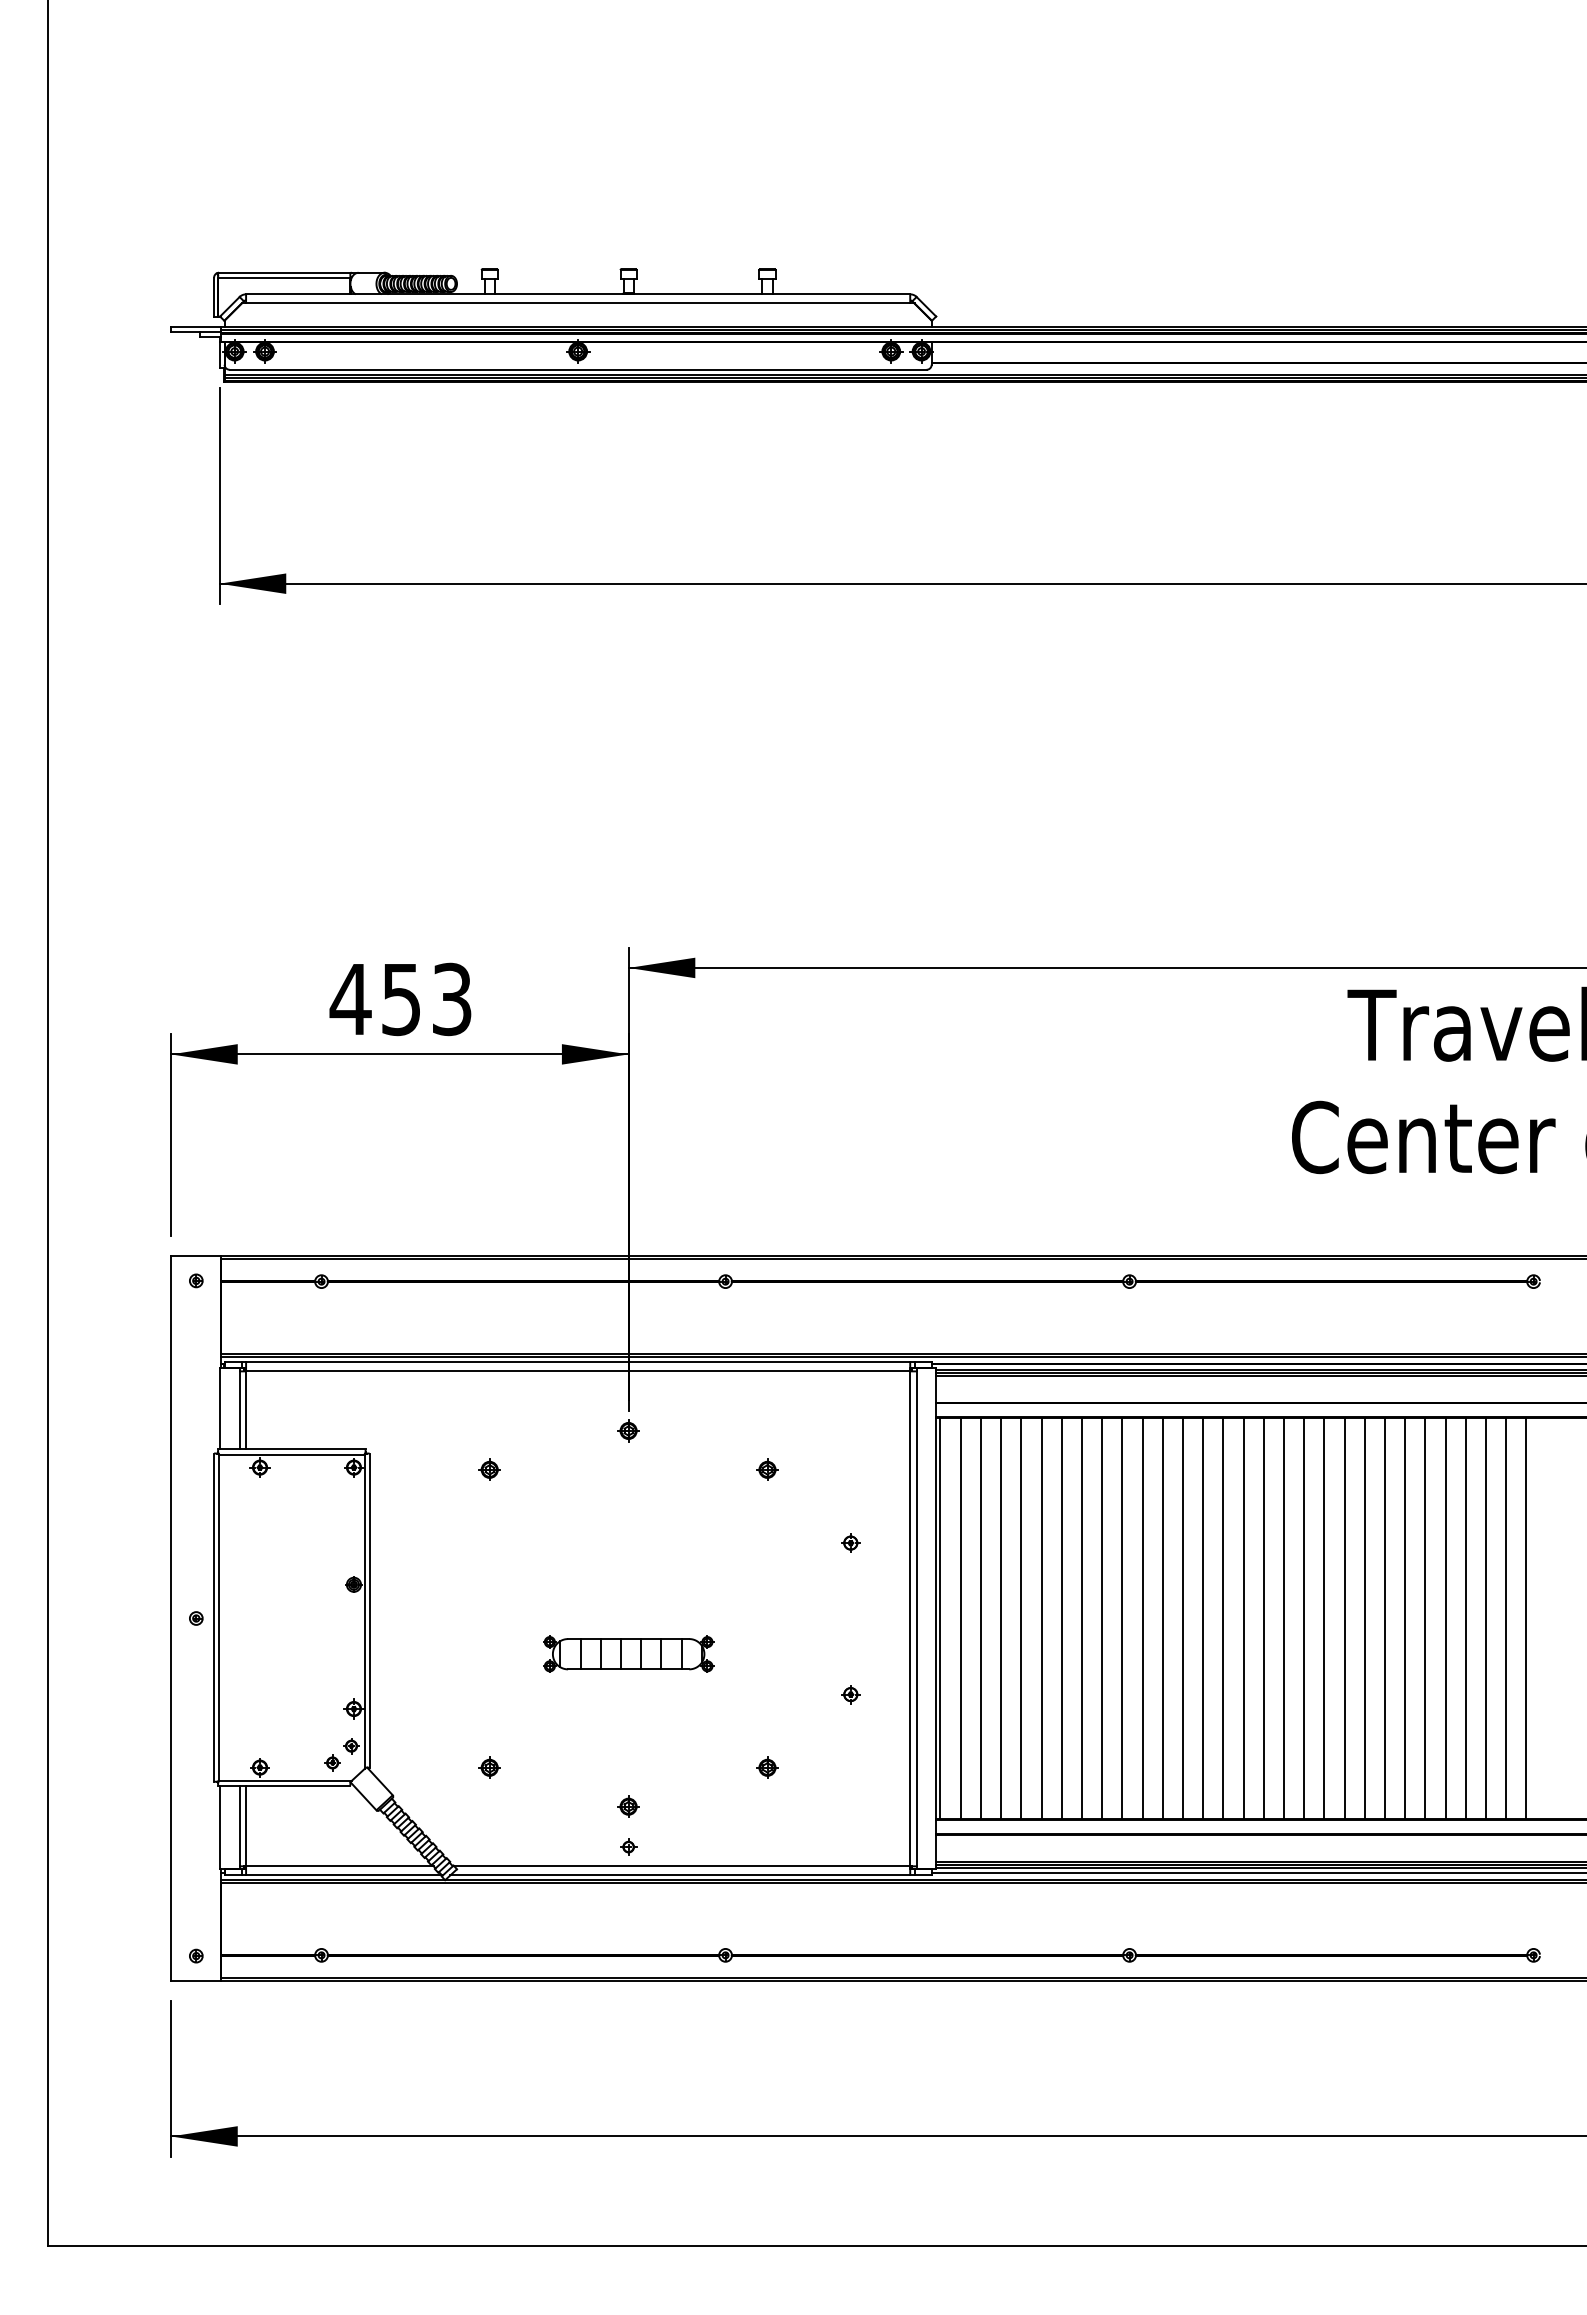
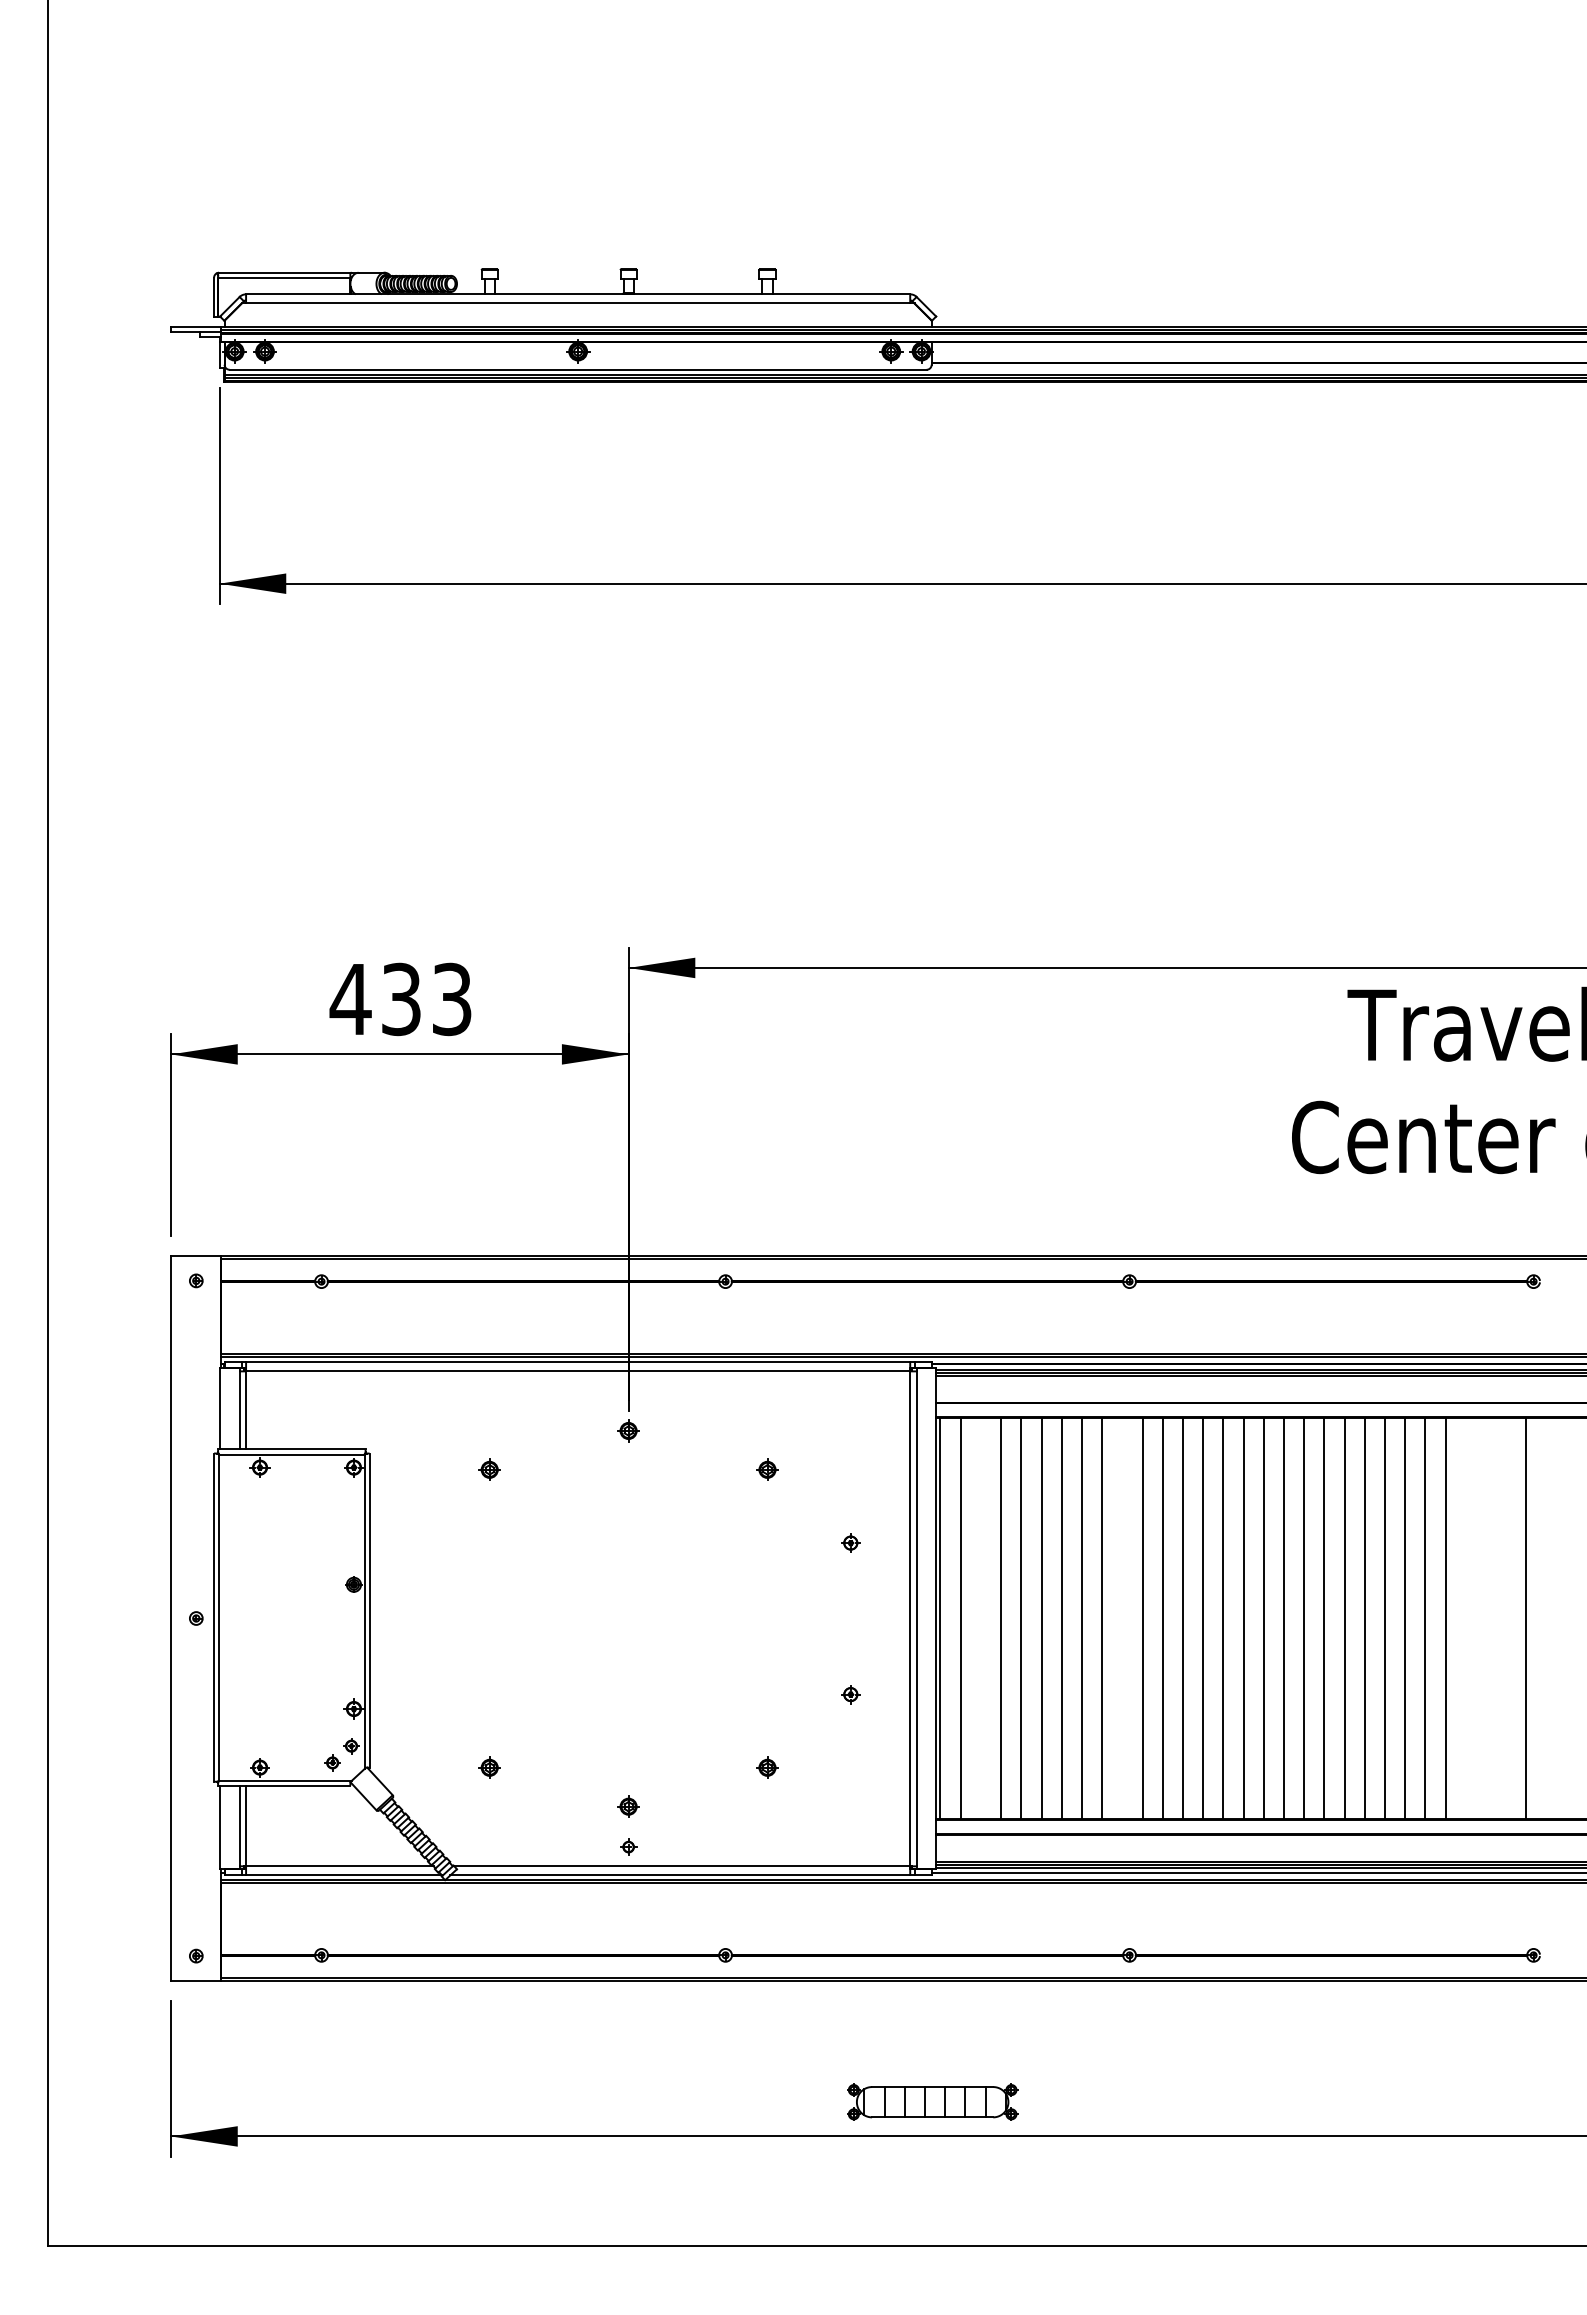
text: 453 -> 433 (401, 998)
line: present -> none (980, 1618)
line: present -> none (1122, 1618)
line: present -> none (1465, 1618)
line: present -> none (1485, 1618)
line: present -> none (1506, 1618)
part position: (628, 1653) -> (932, 2101) (932, 2101)
